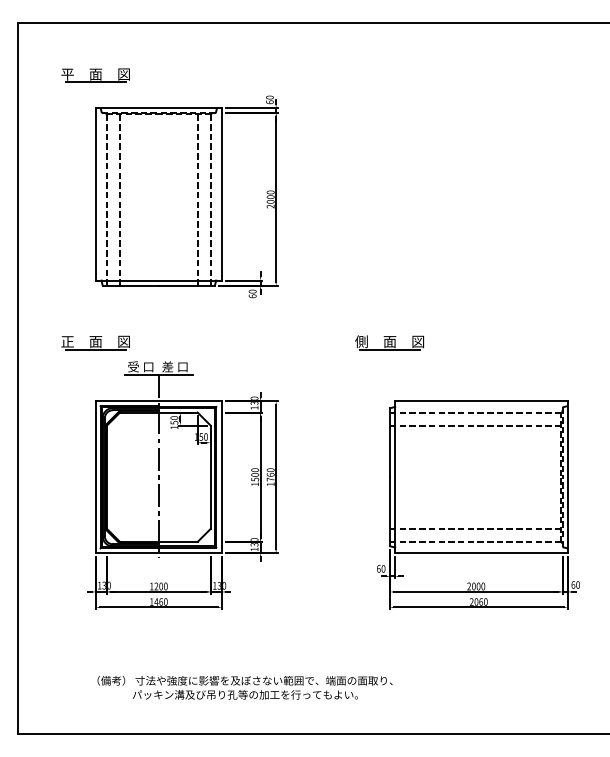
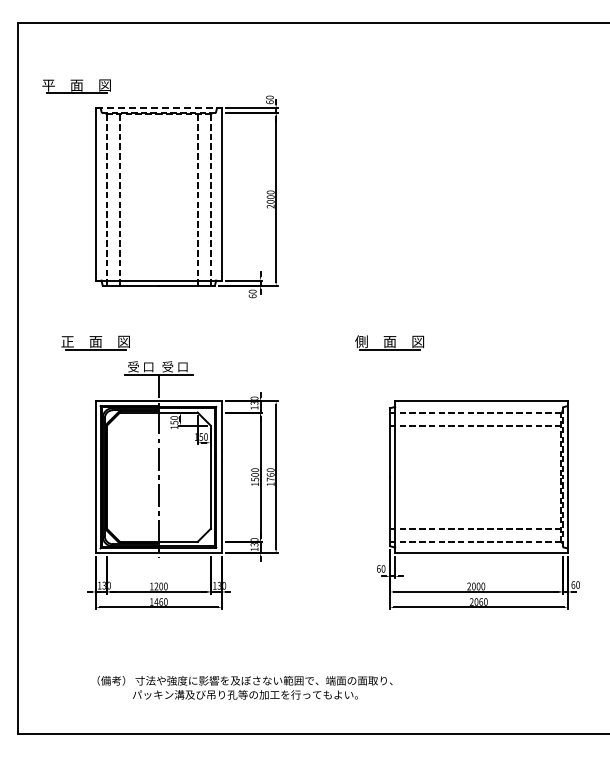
part position: (95, 75) -> (76, 86) (76, 86)
line: solid -> dashed (158, 108)
text: 差 口 -> 受 口 (167, 366)
